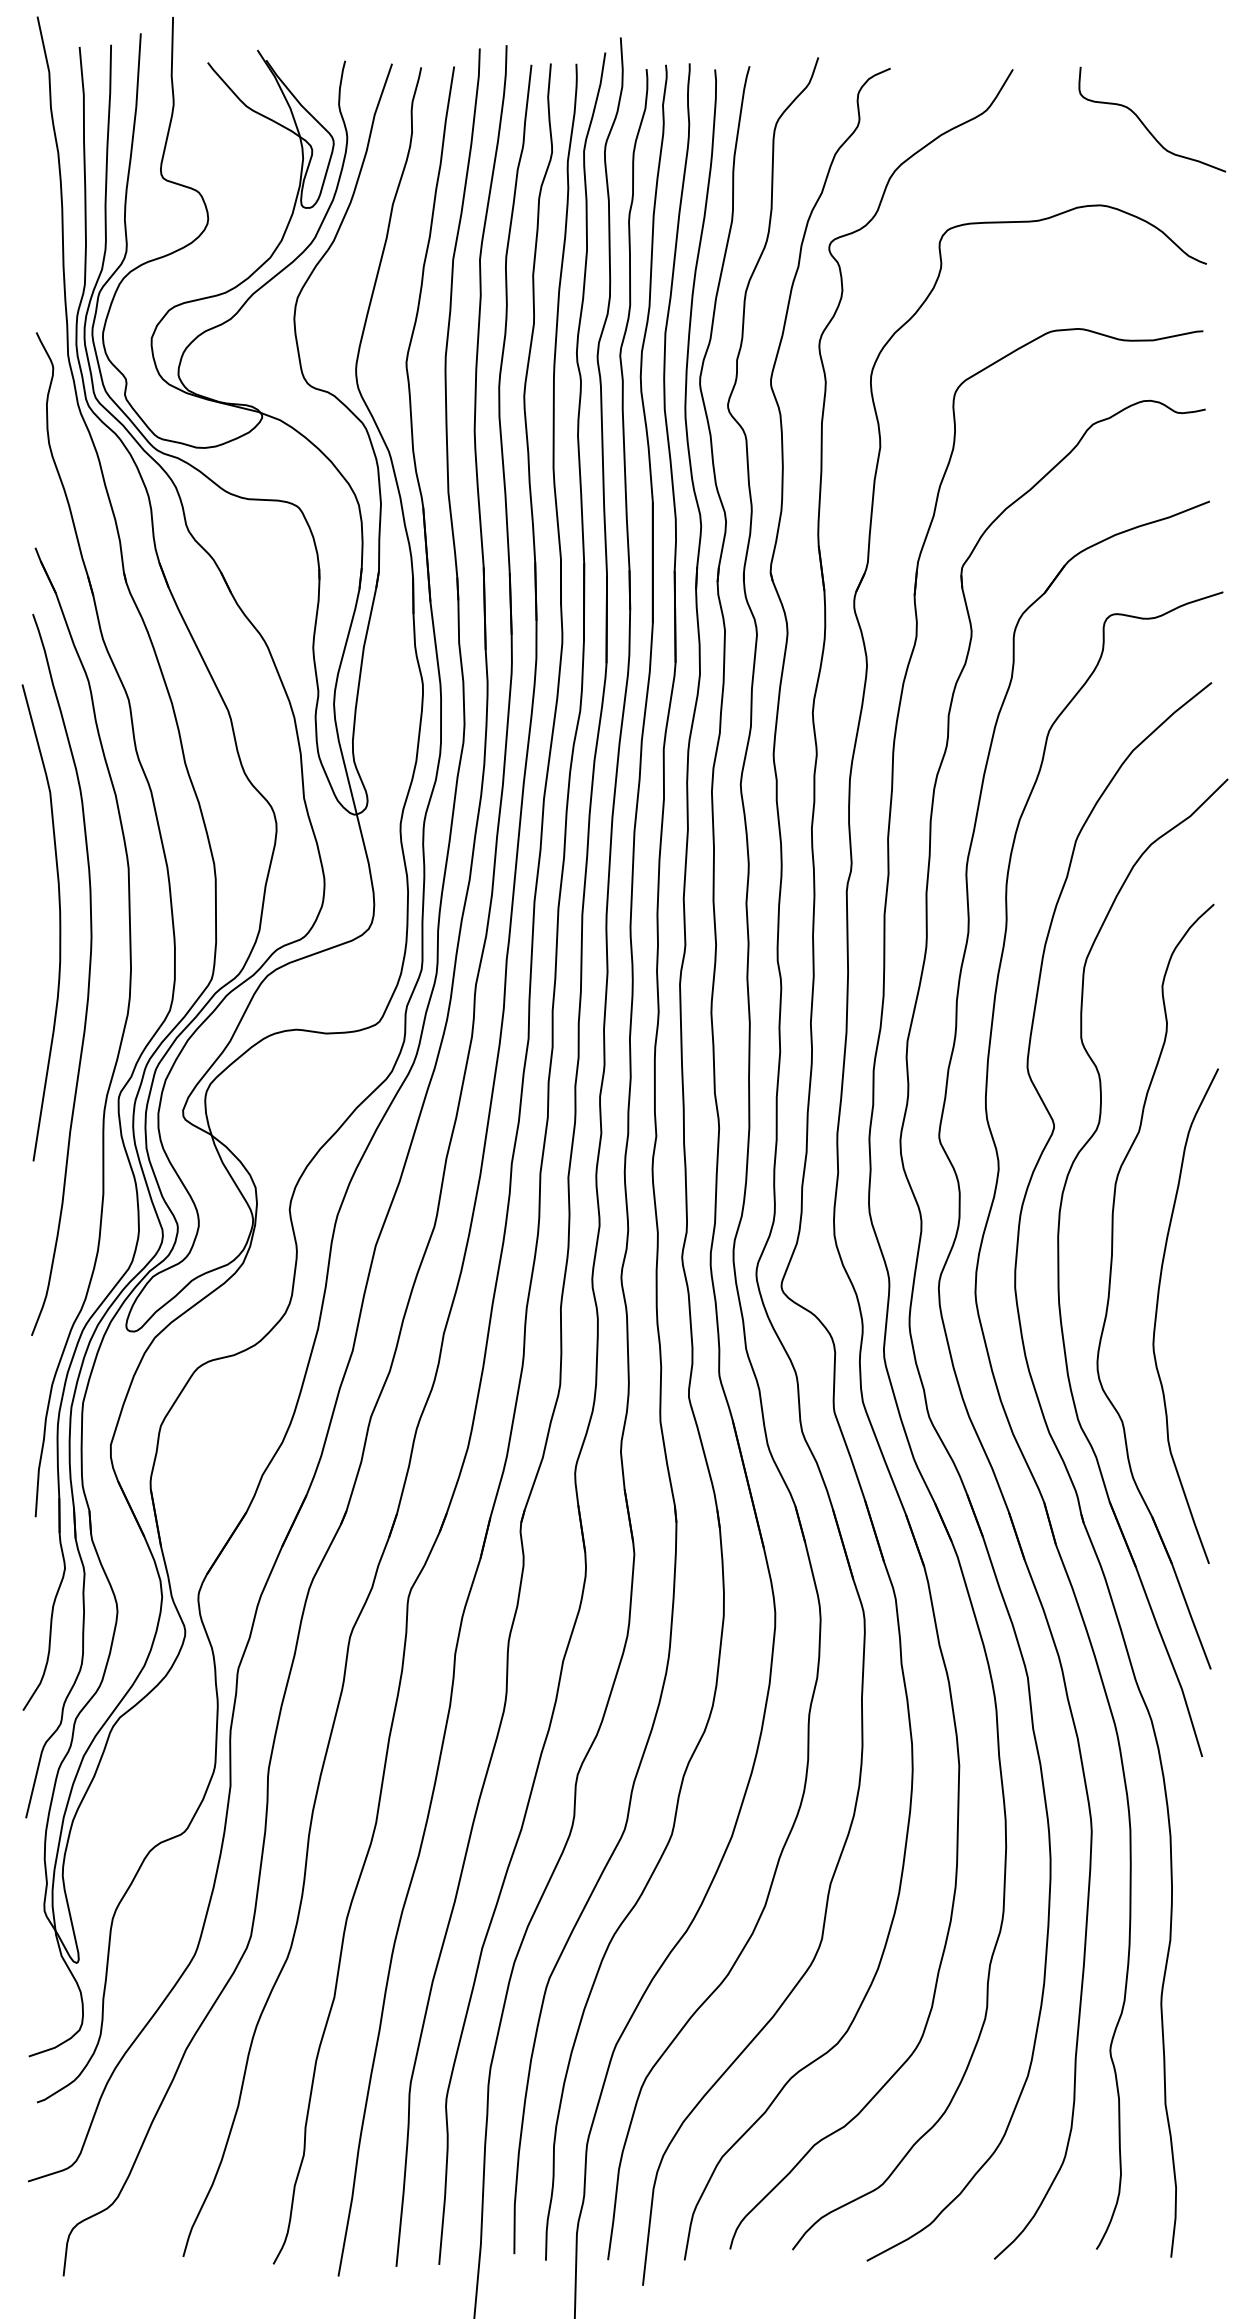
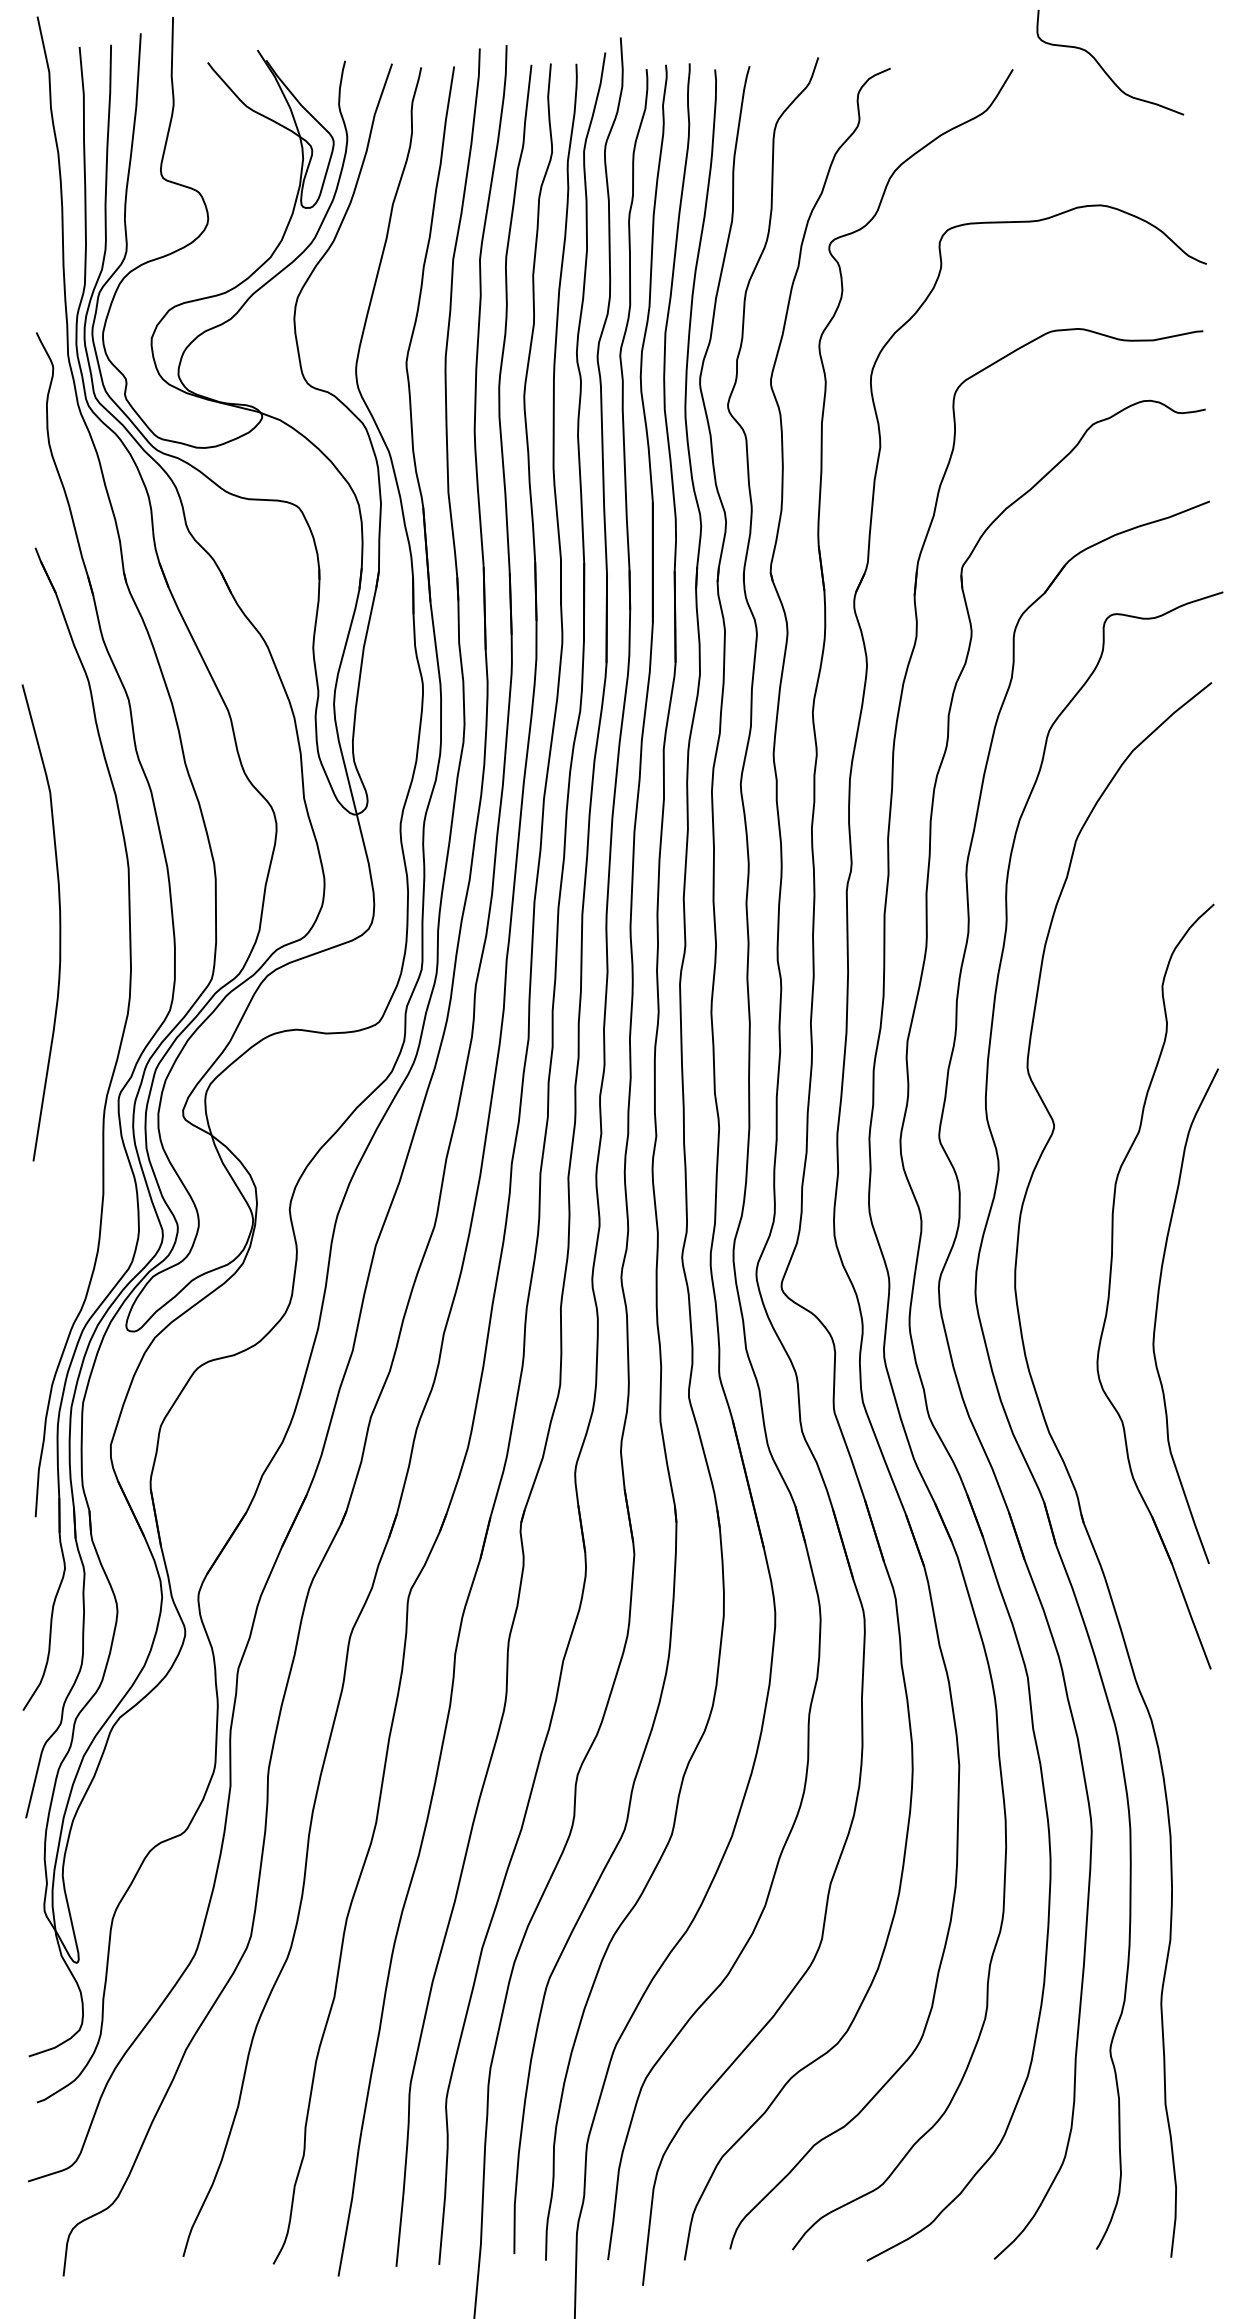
curve position: (1145, 125) -> (1103, 68) (1103, 68)
curve: present -> none (88, 974)
part: present -> none (1059, 1267)
